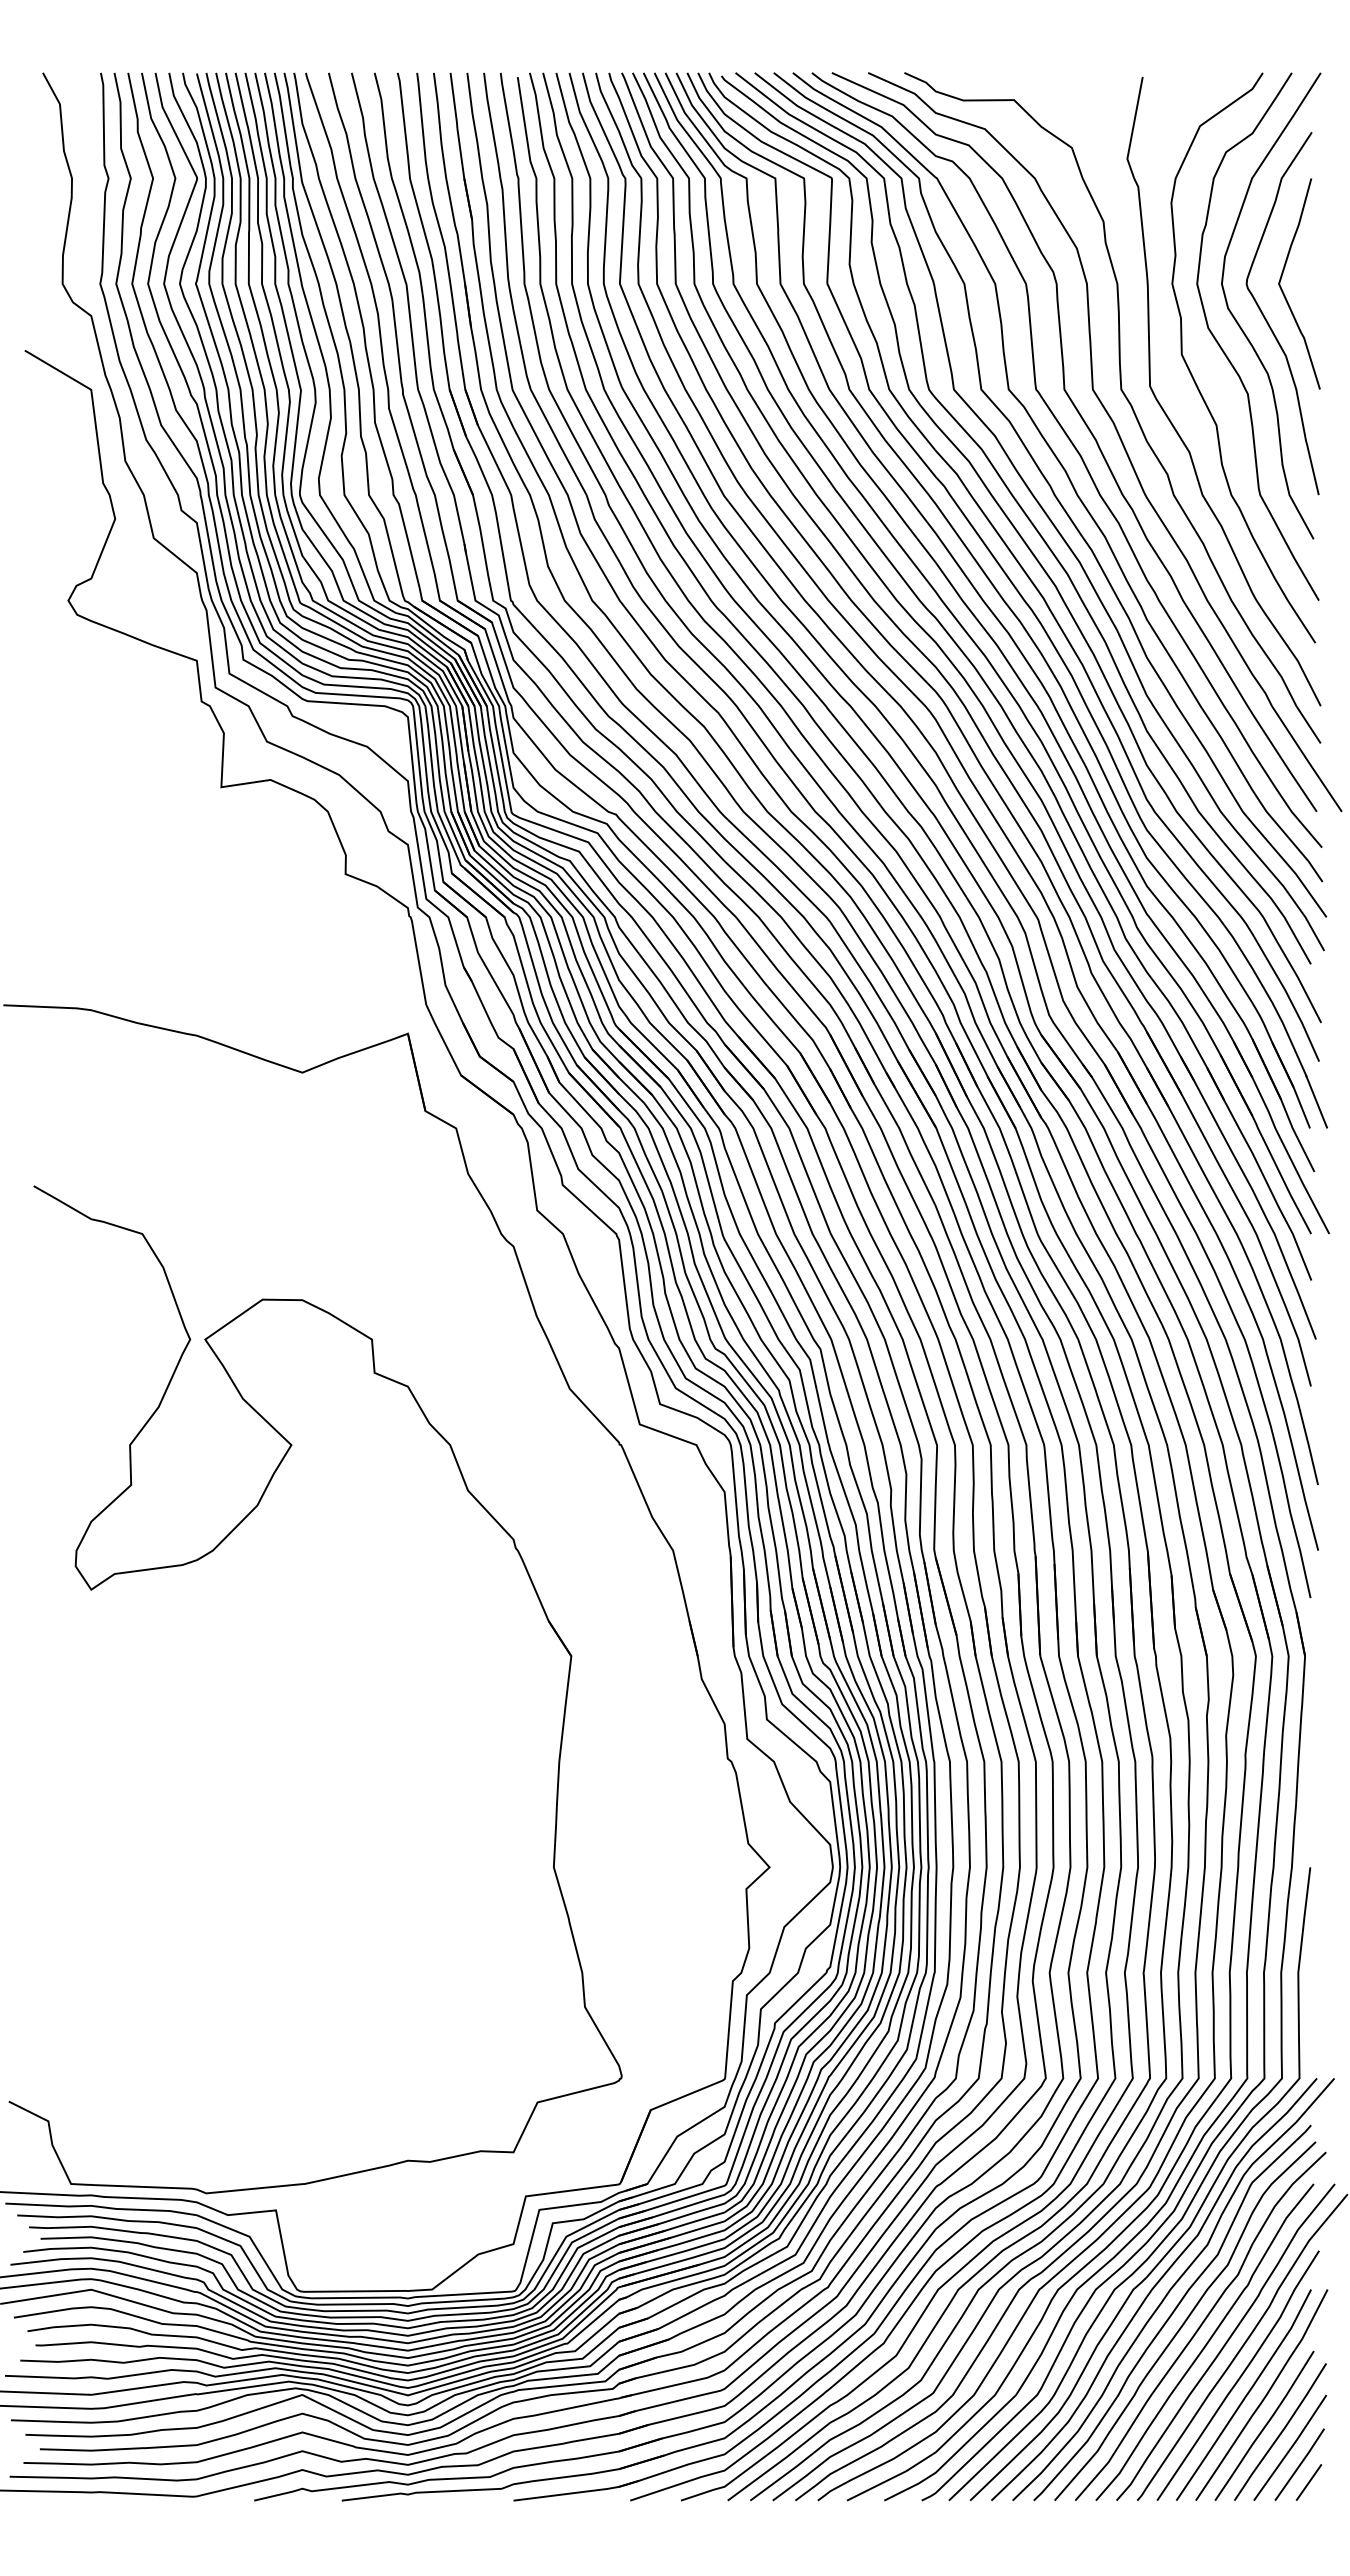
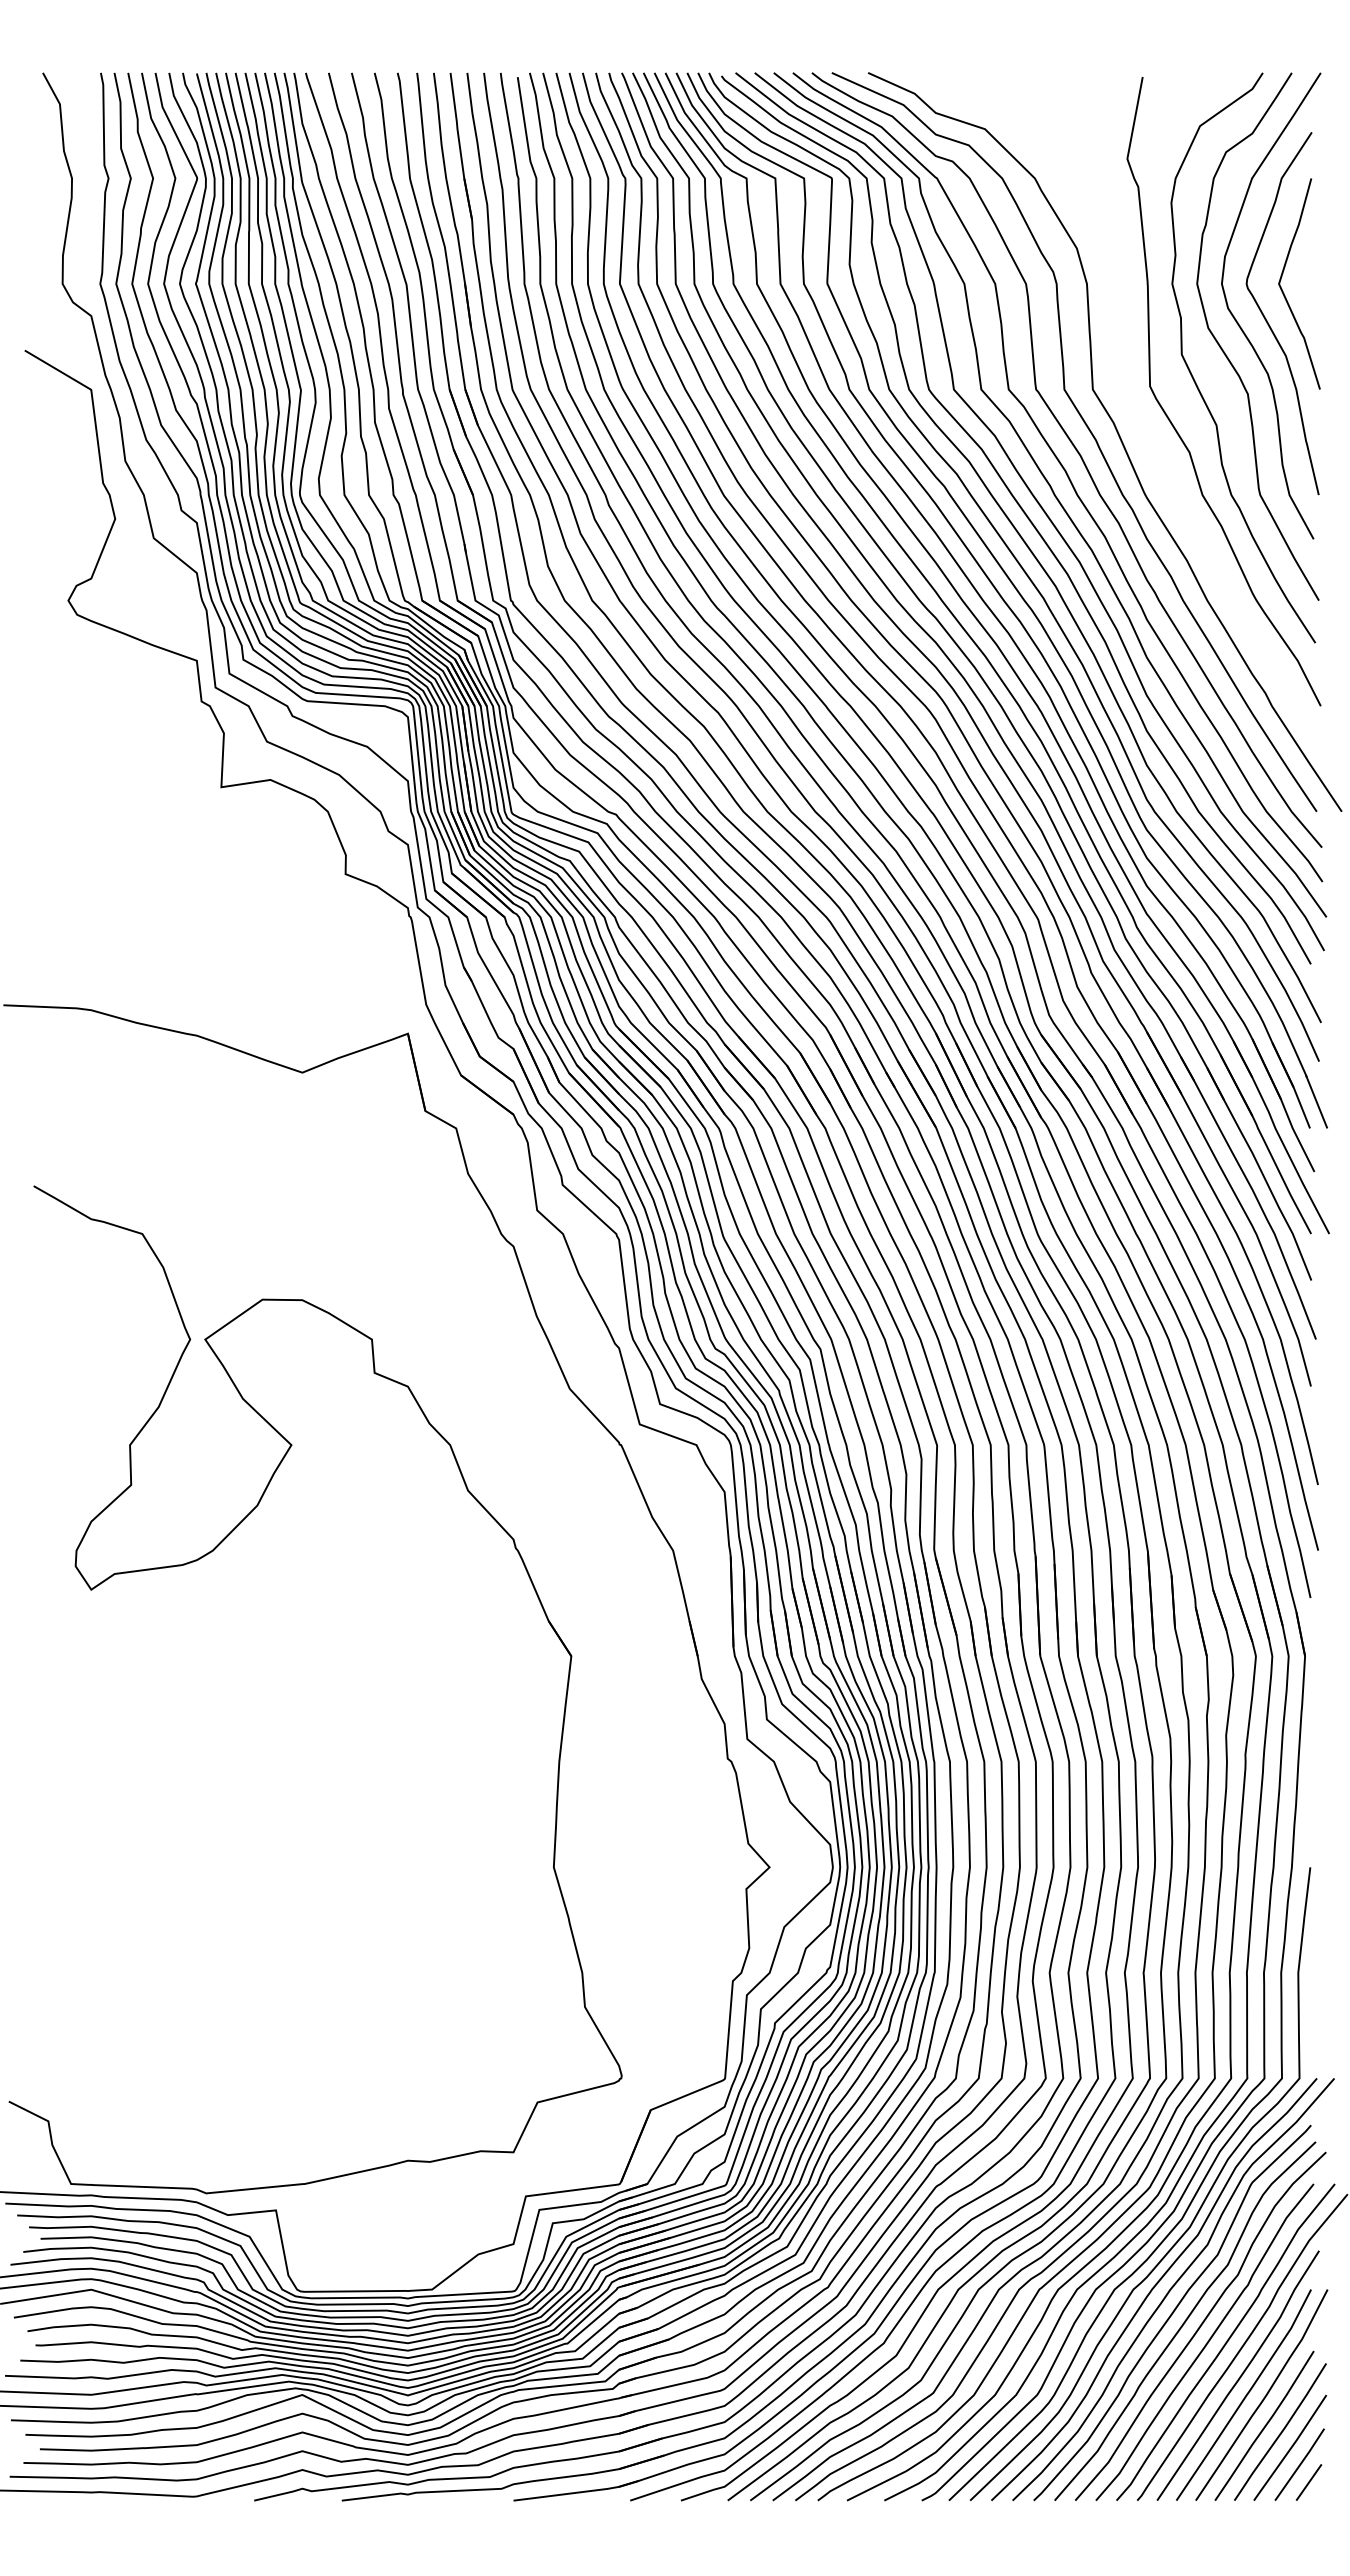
curve: present -> none (1125, 398)
